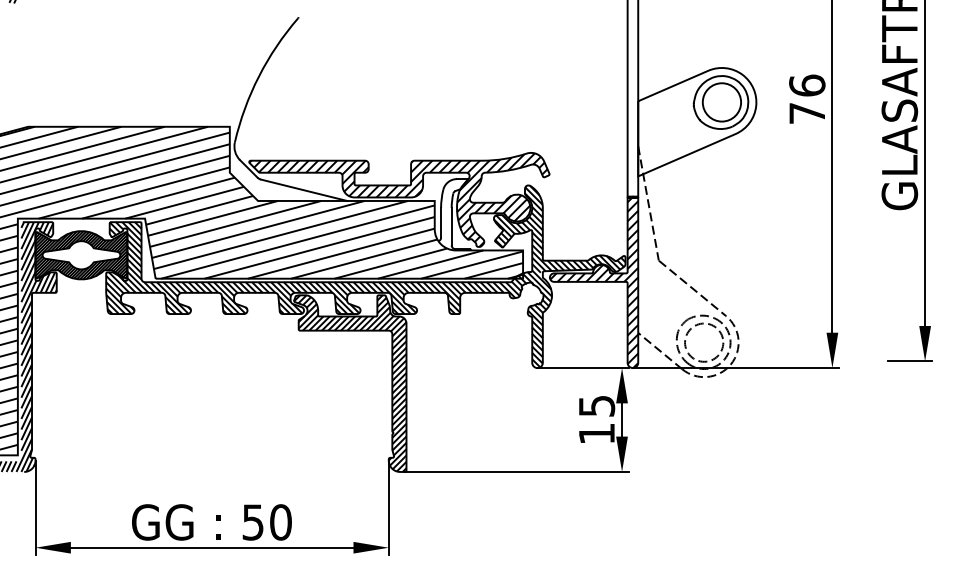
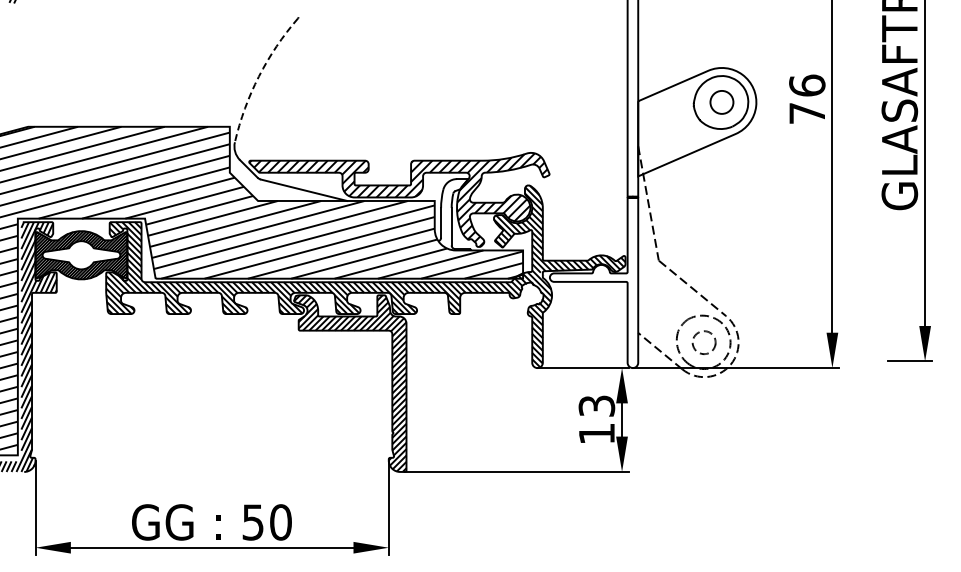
arc: solid -> dashed (258, 76)
circle diameter: 38 px -> 23 px (721, 101)
hatch: present -> none (594, 283)
circle diameter: 38 px -> 23 px (703, 342)
text: 15 -> 13 (596, 405)
